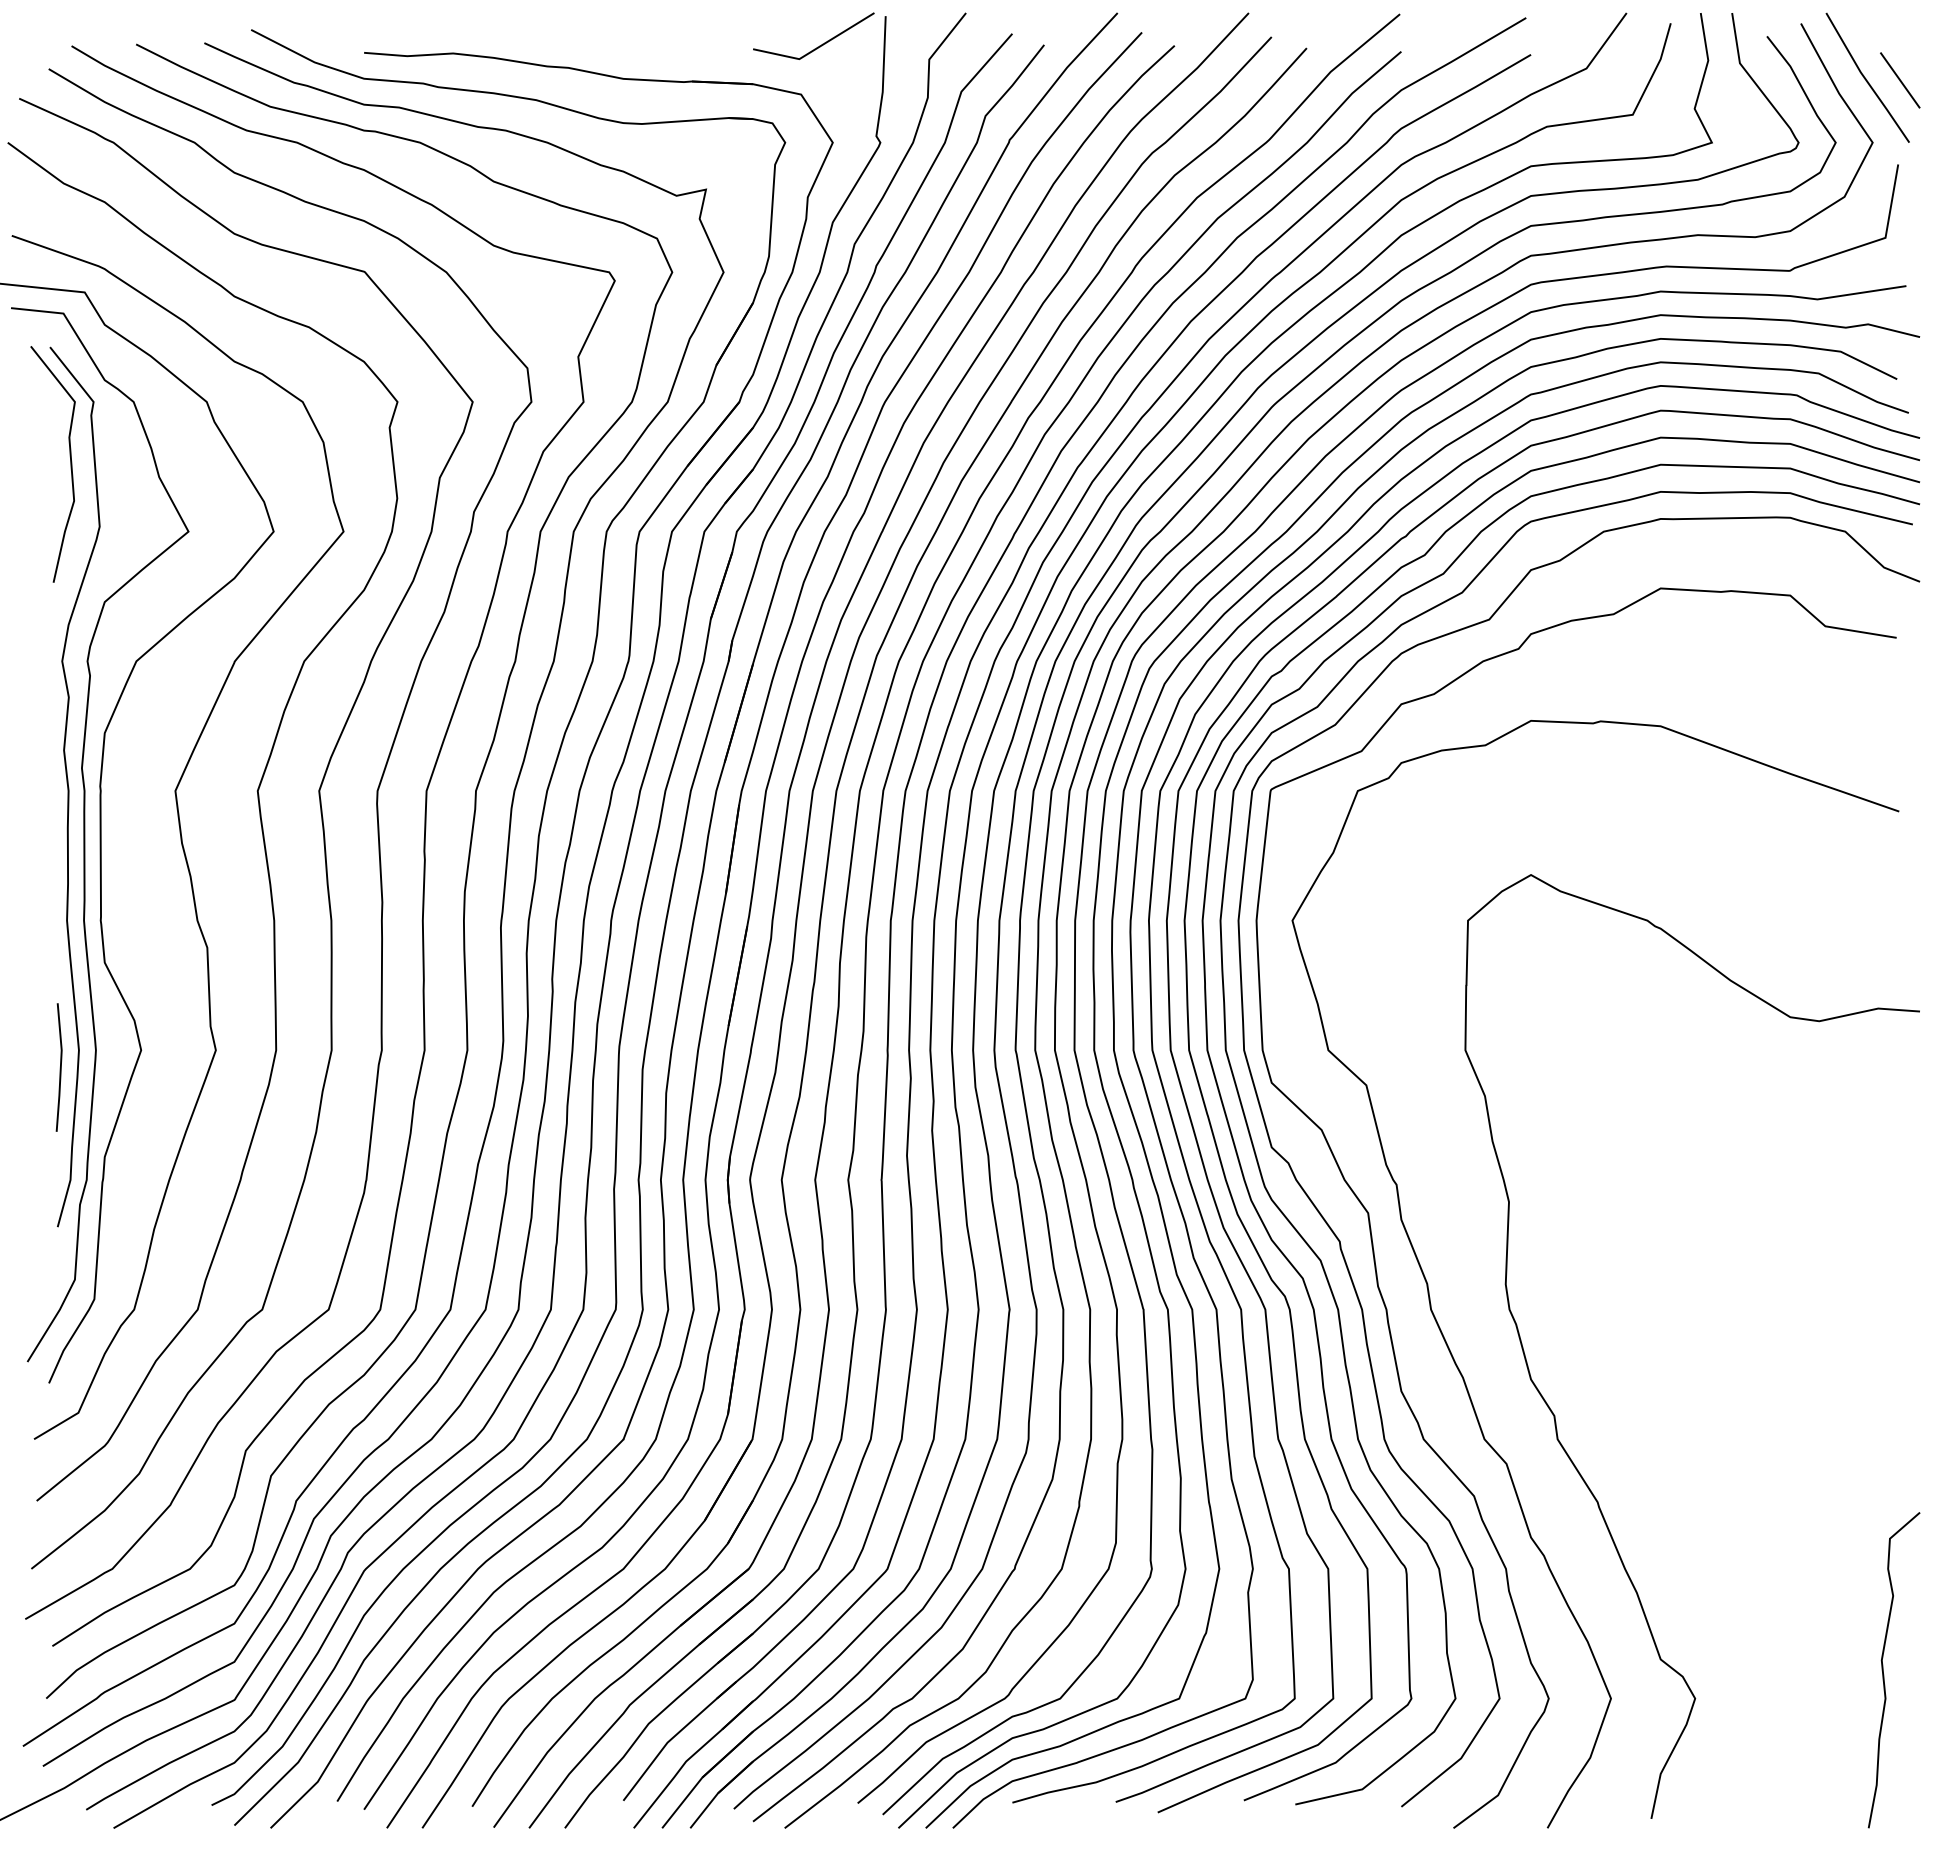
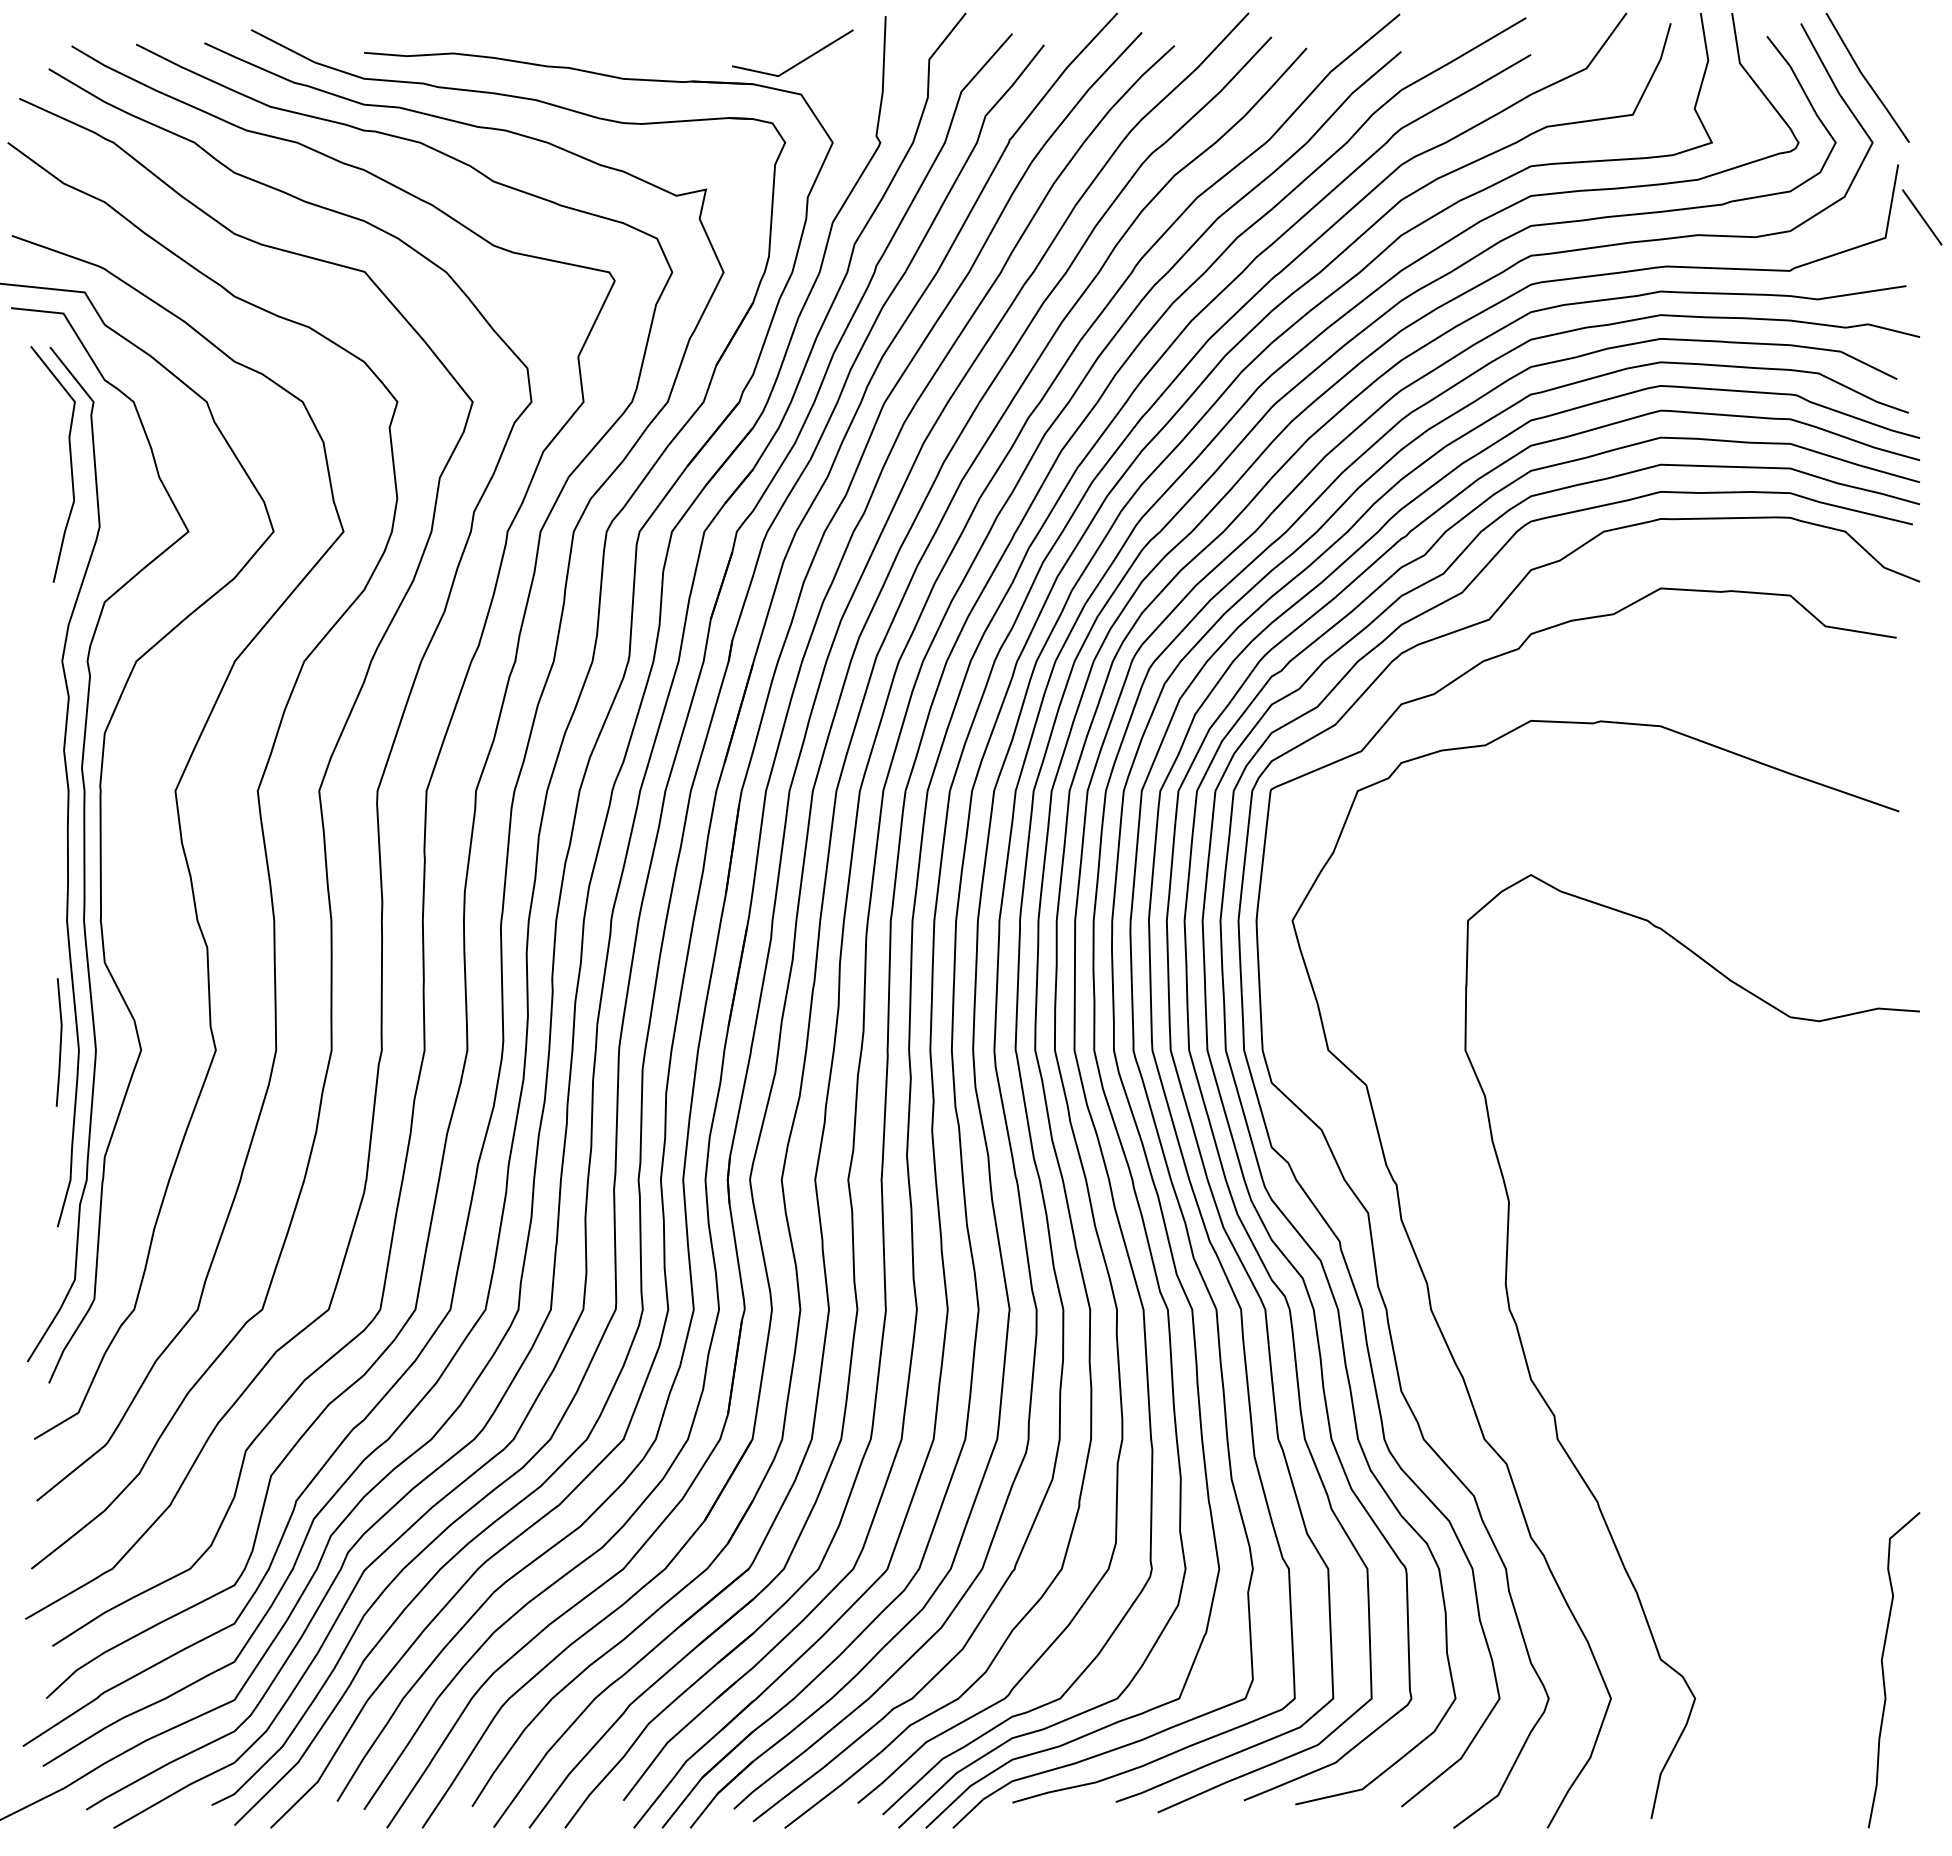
line position: (819, 45) -> (798, 62) (798, 62)
line position: (1900, 80) -> (1922, 217) (1922, 217)
line position: (59, 1068) -> (59, 1043) (59, 1043)
